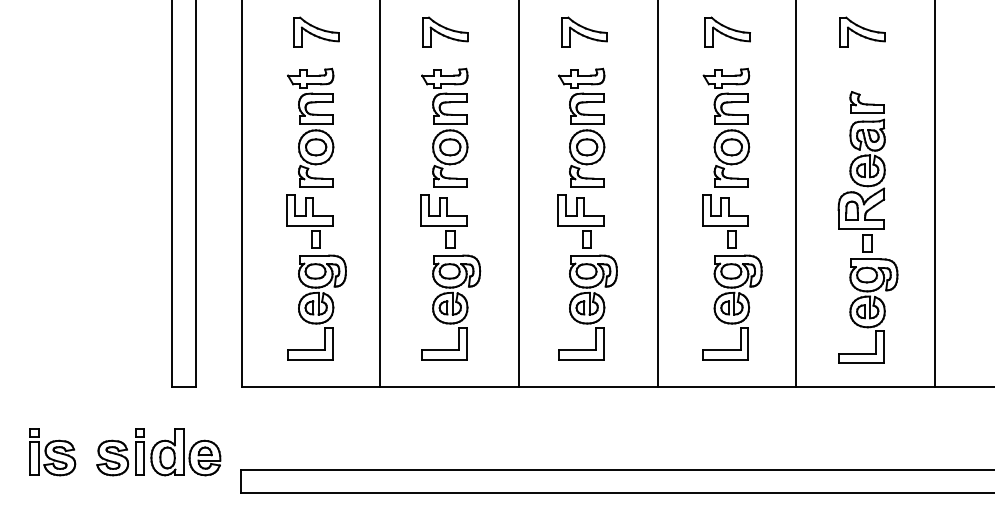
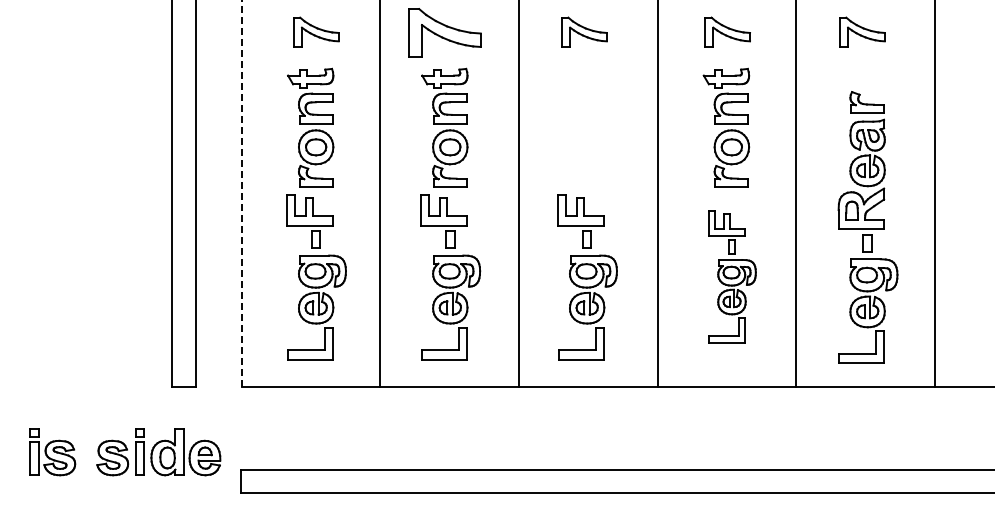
part size: 47x32 px -> 74x50 px (444, 32)
part: present -> none (581, 127)
line: solid -> dashed (241, 193)
part size: 61x167 px -> 49x134 px (732, 276)
